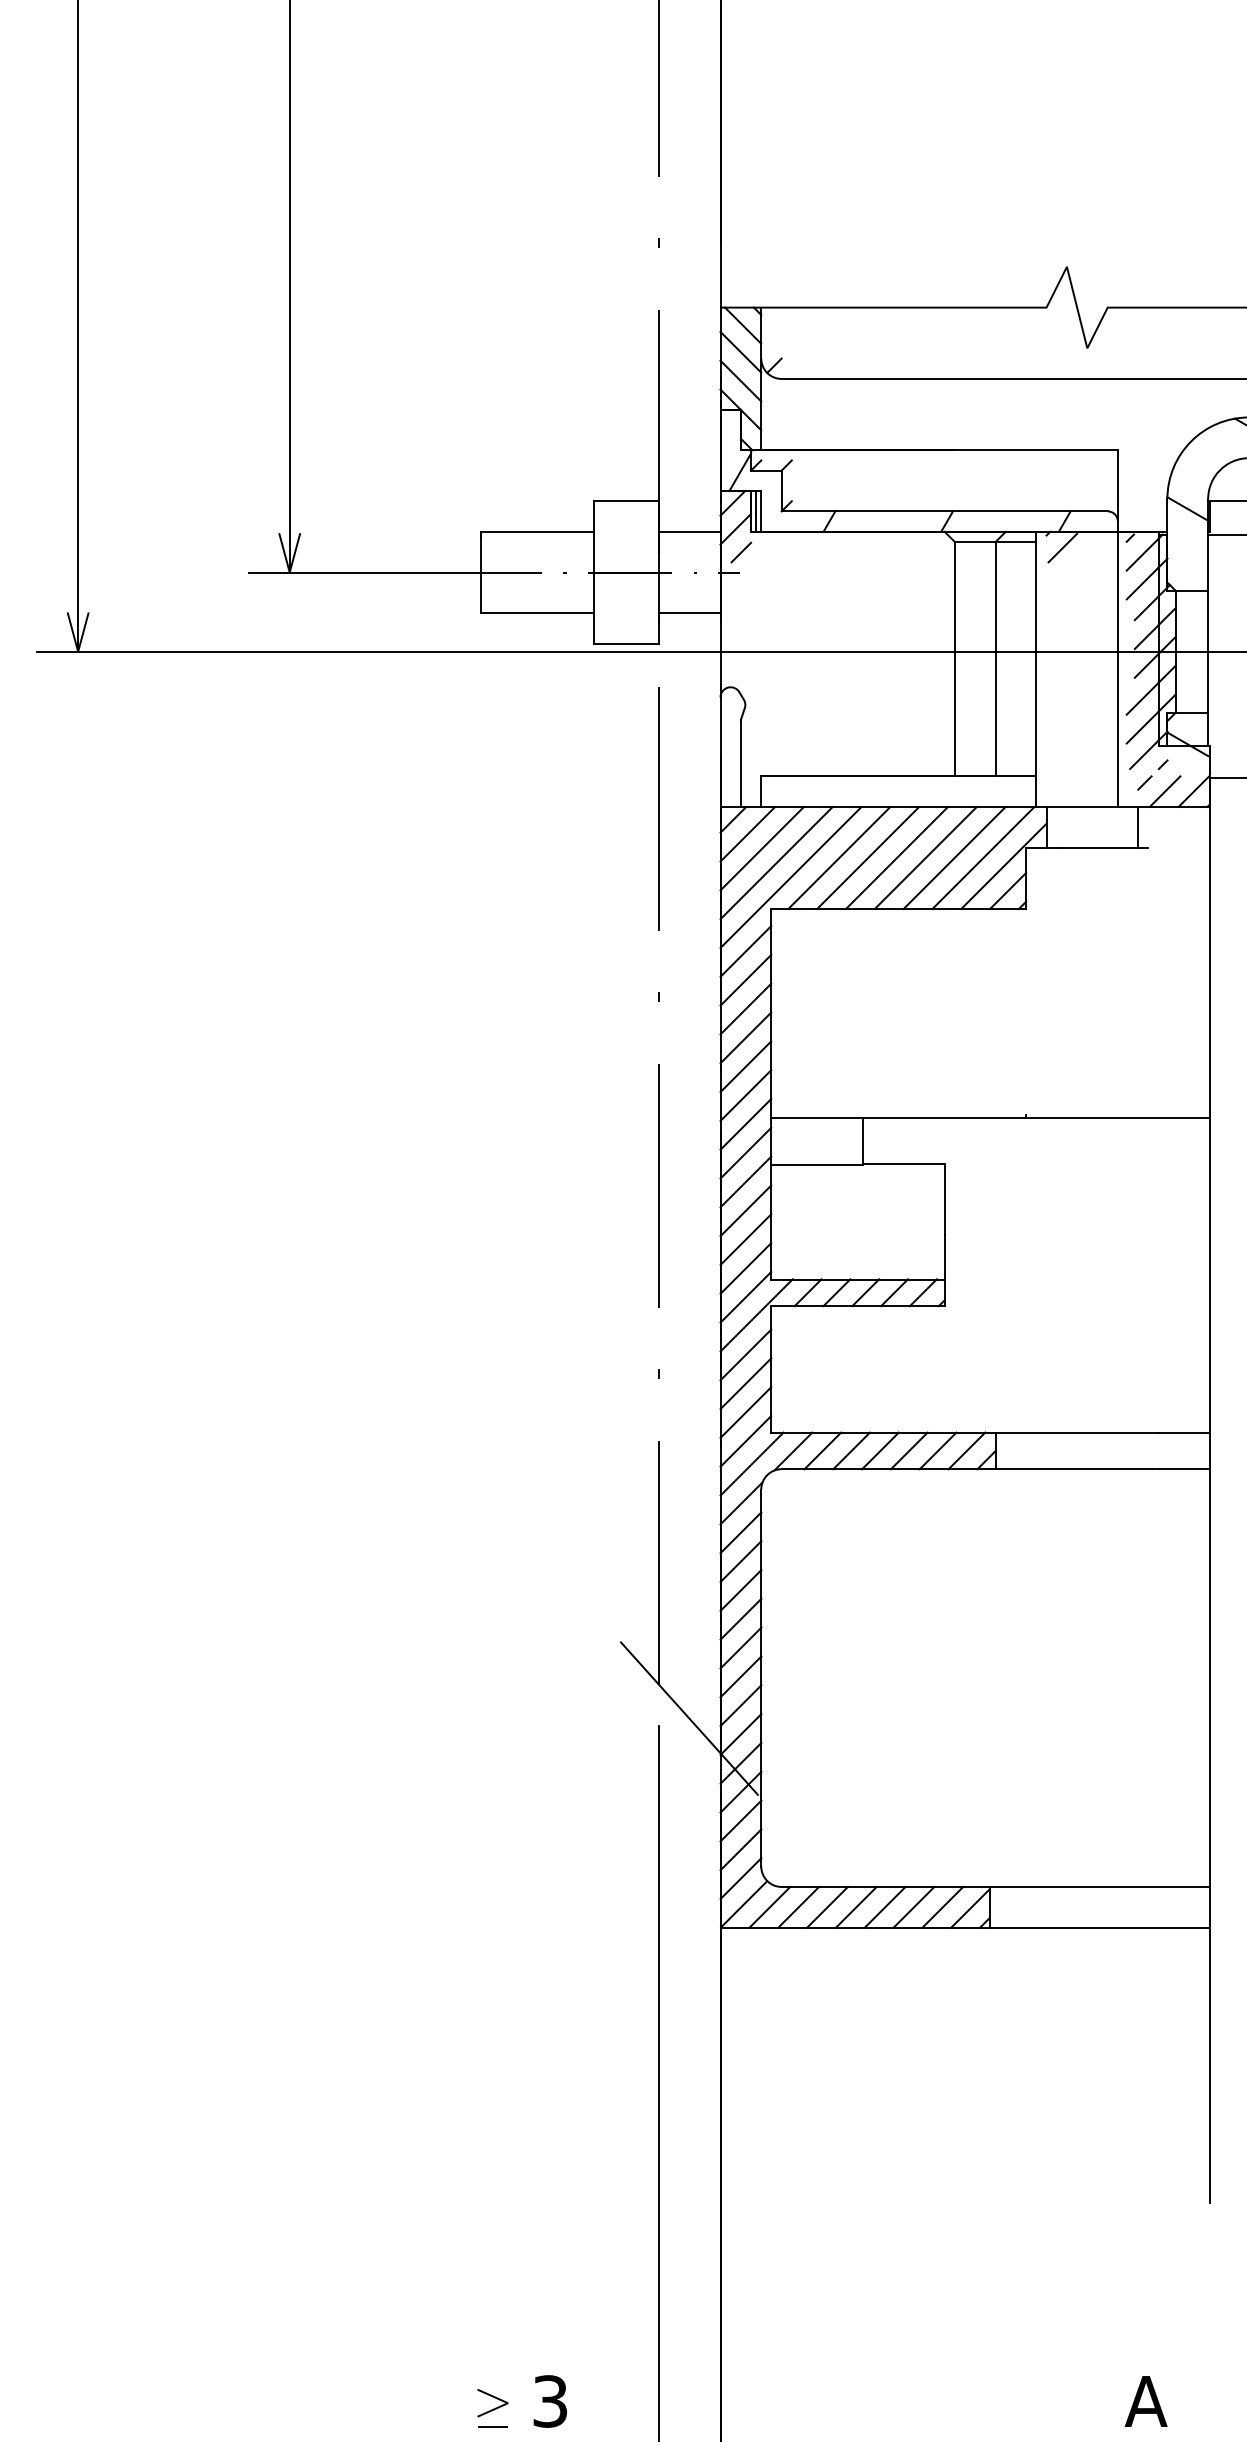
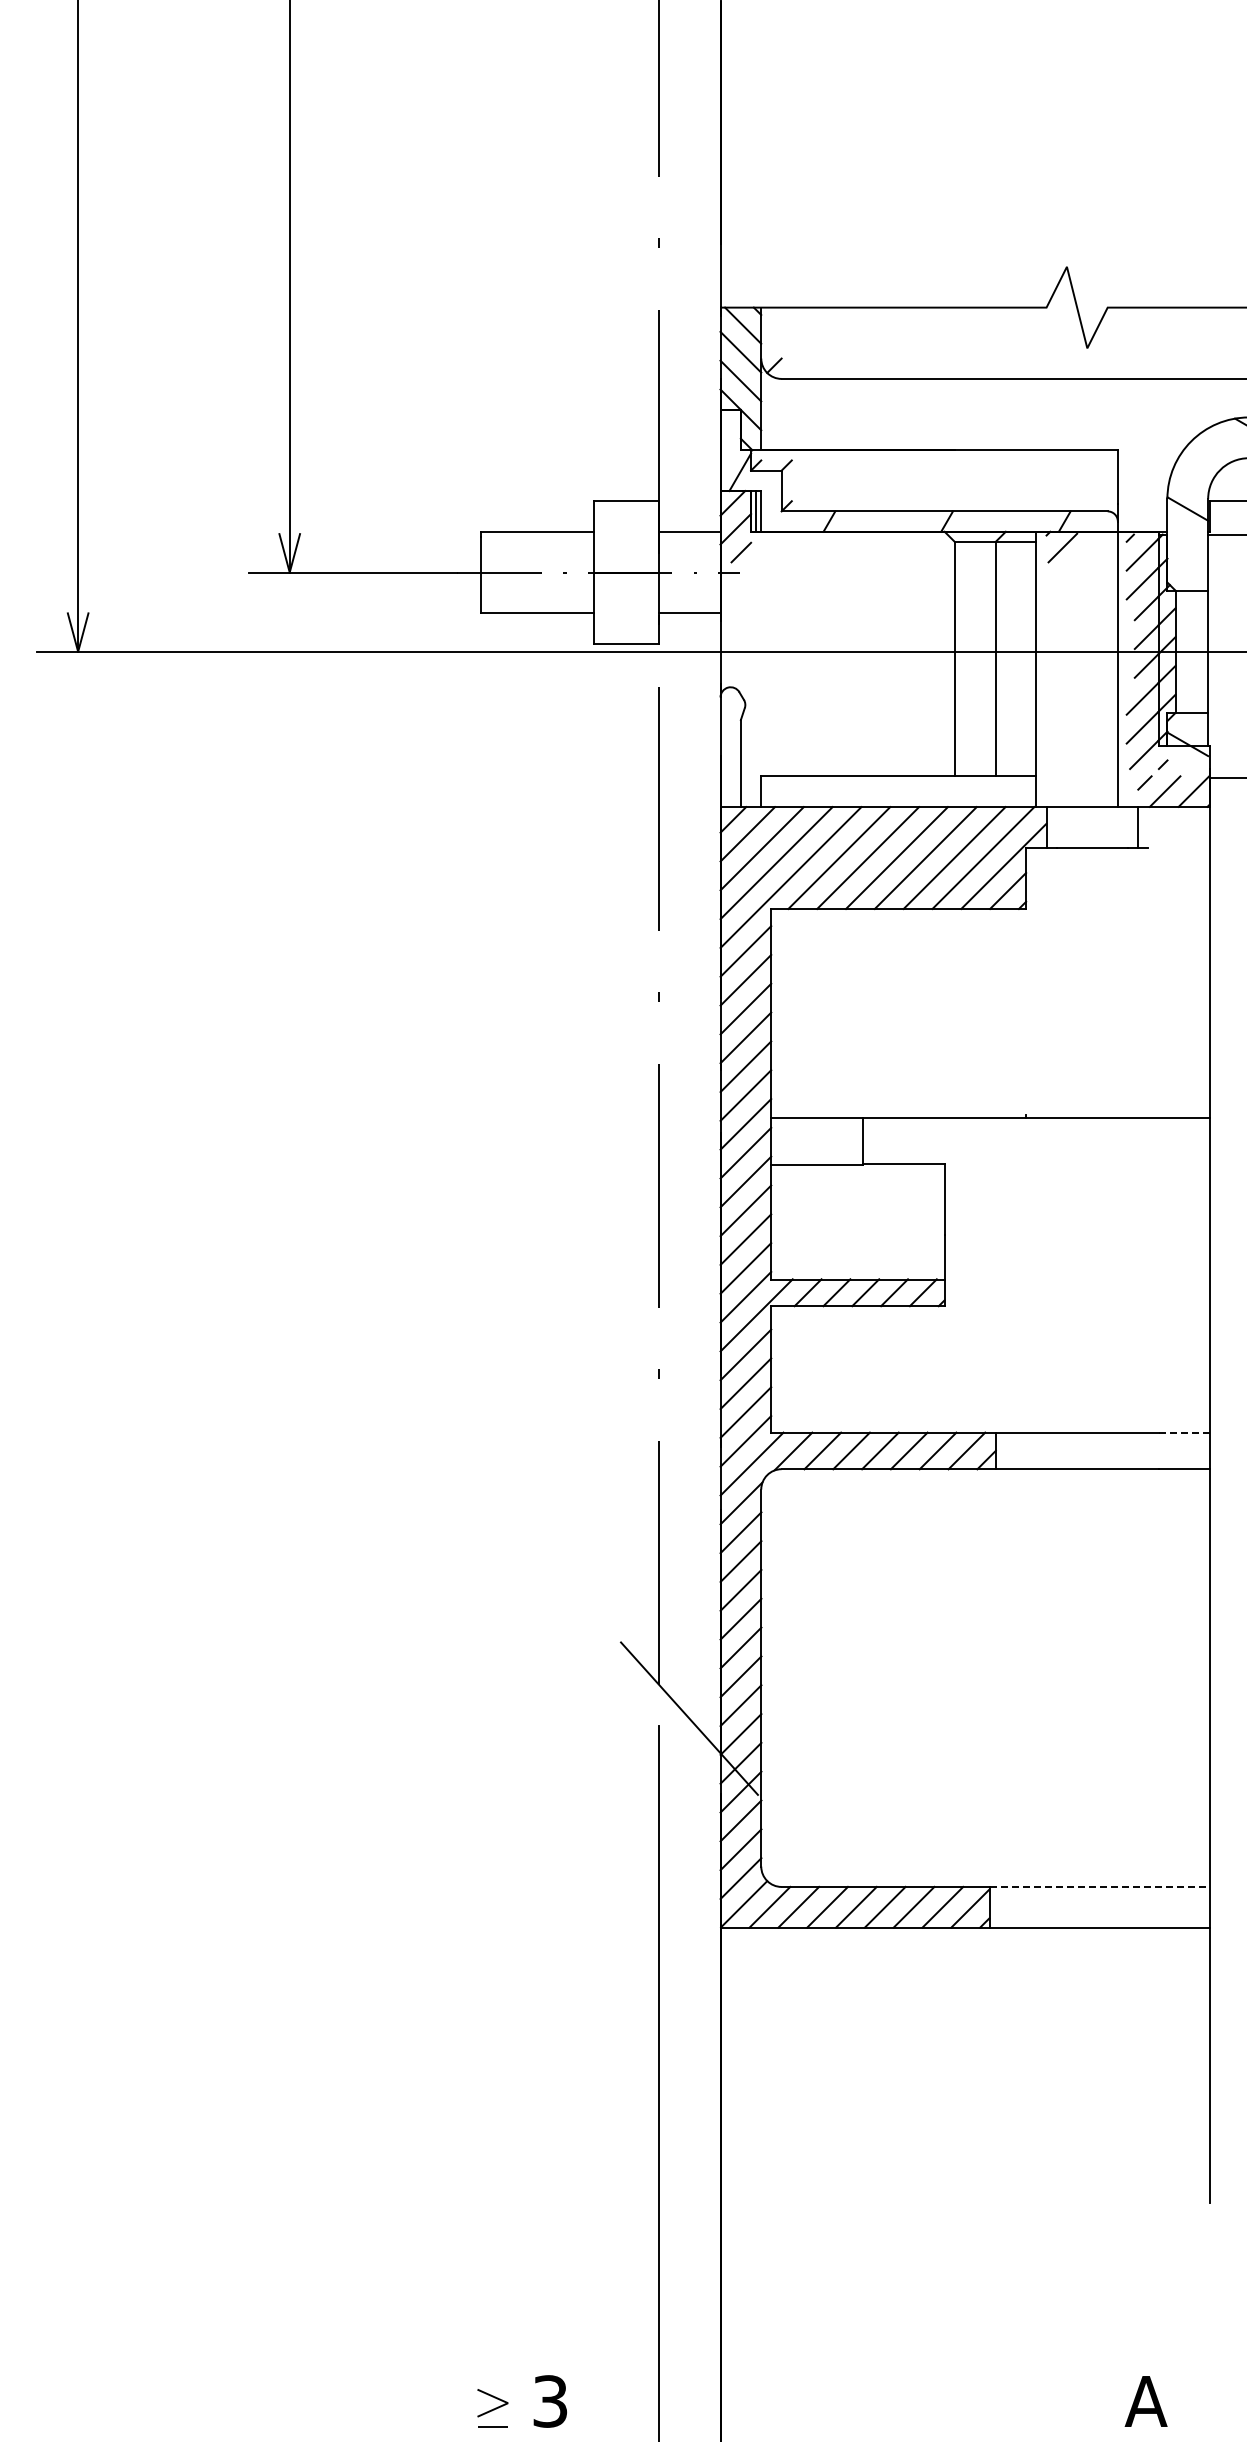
line: solid -> dashed (1184, 1432)
line: solid -> dashed (1100, 1886)
